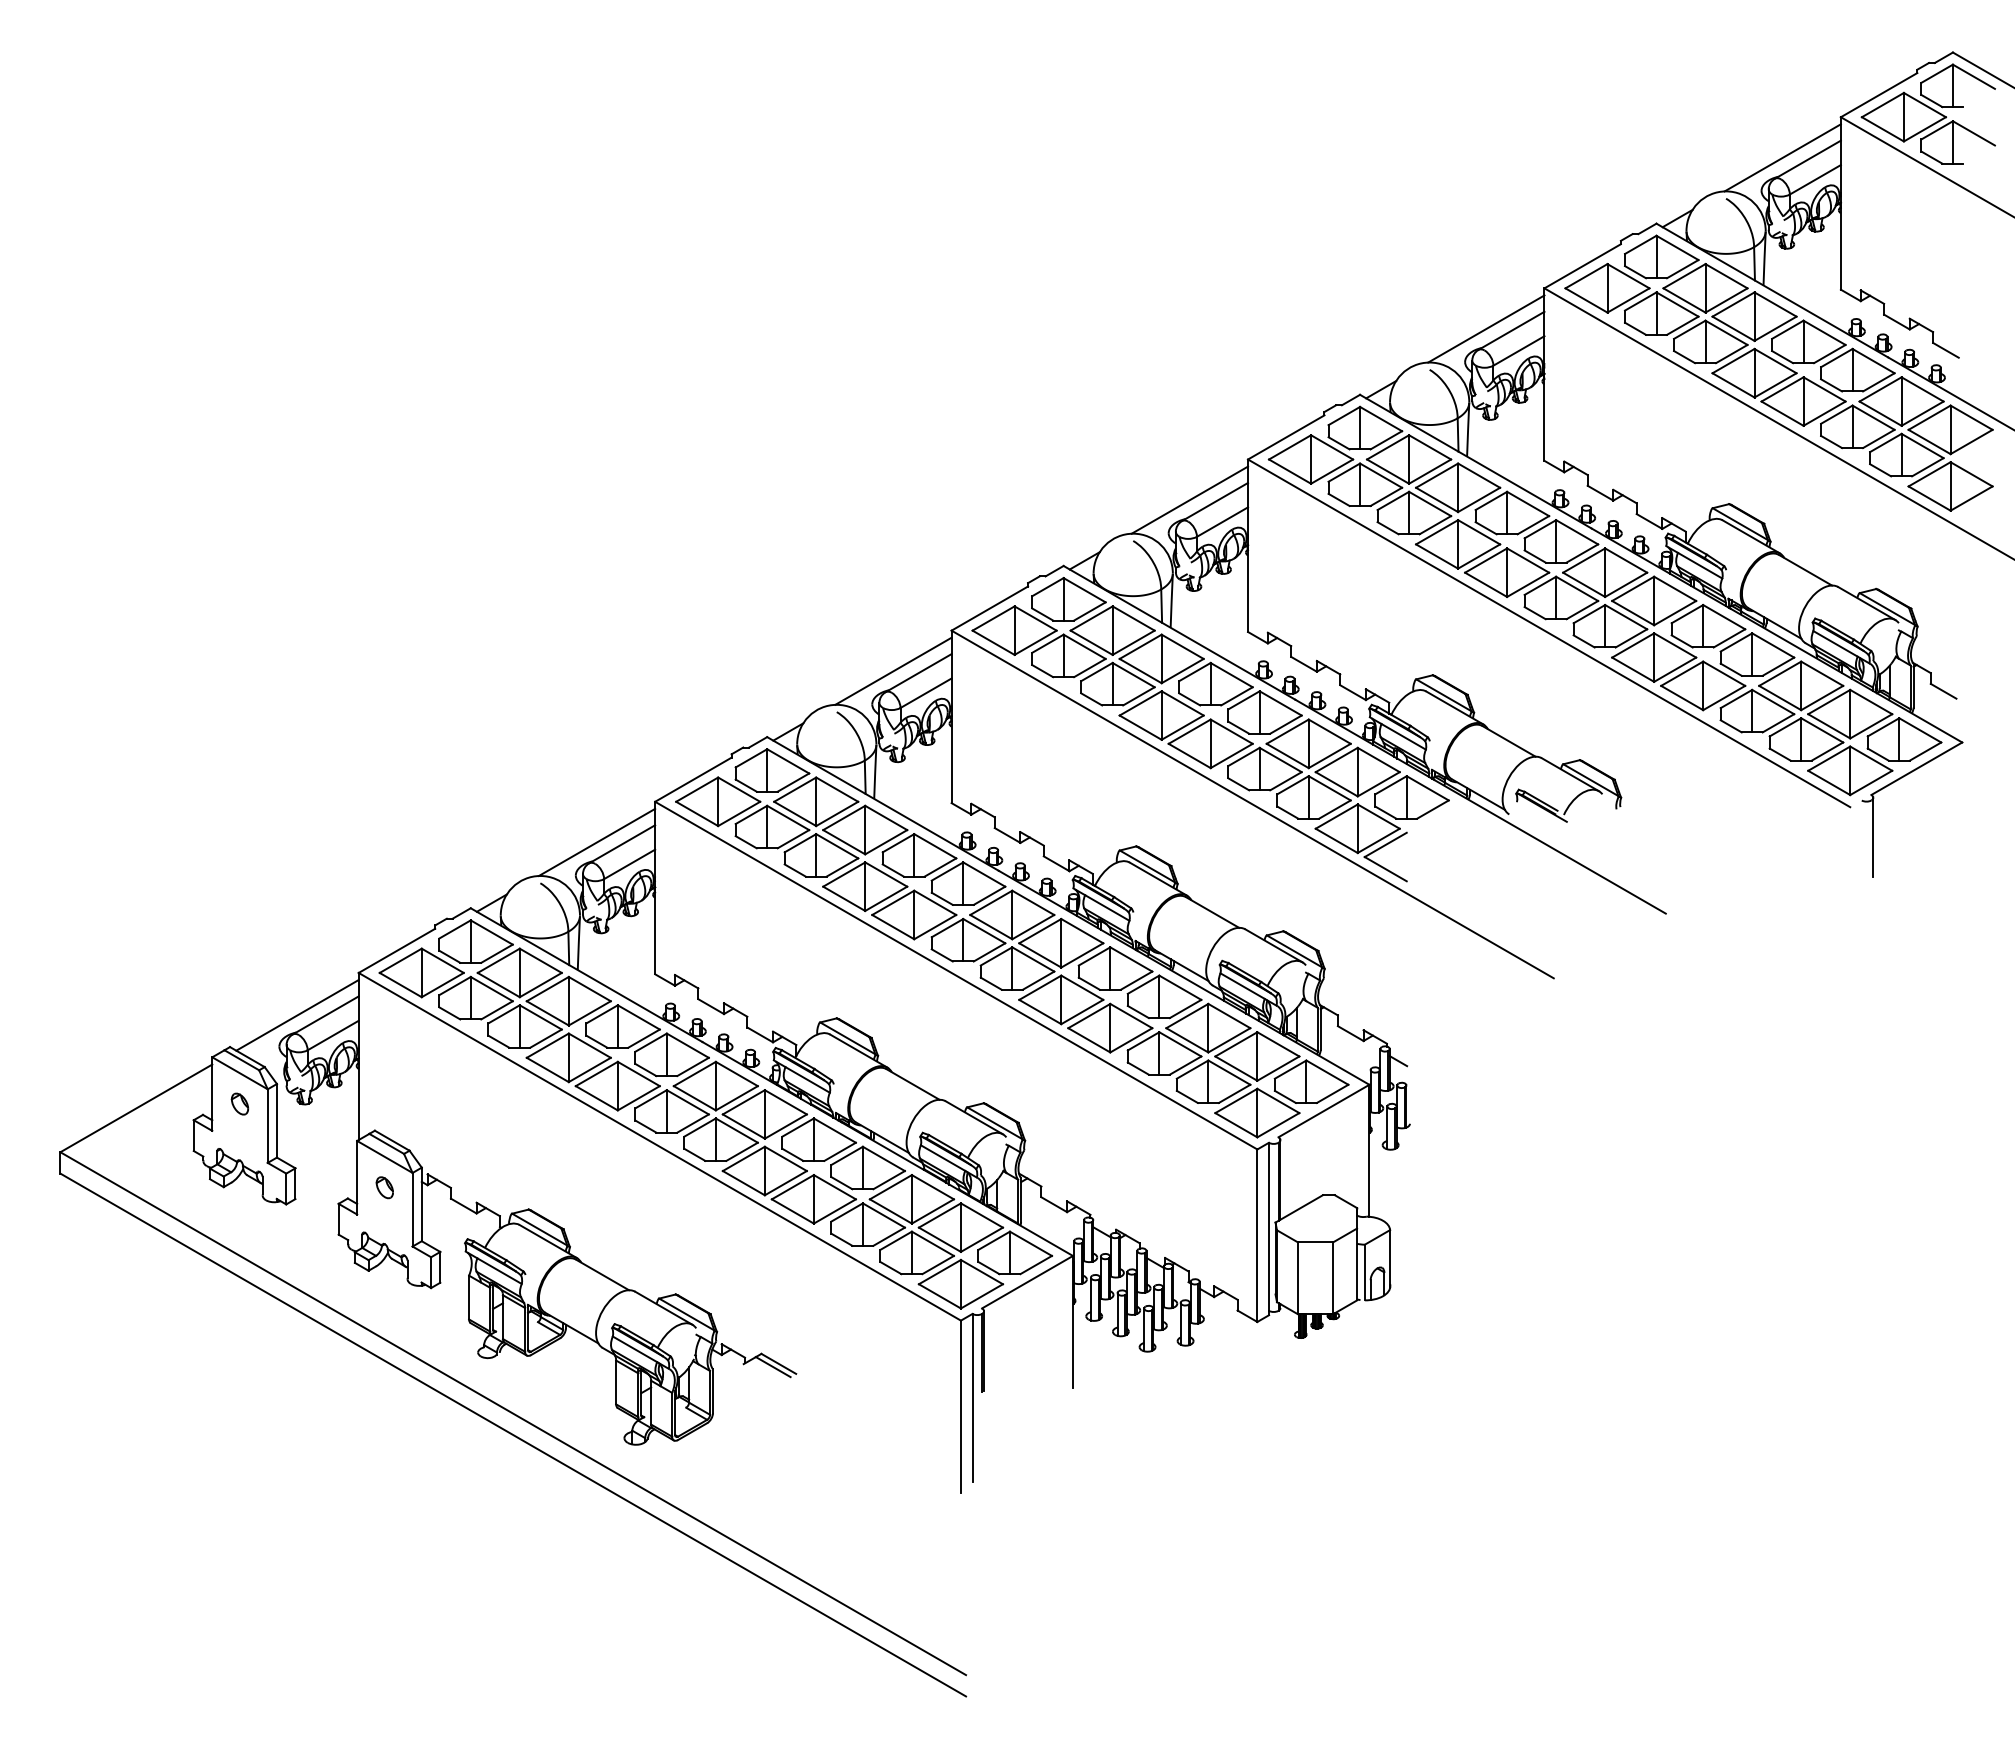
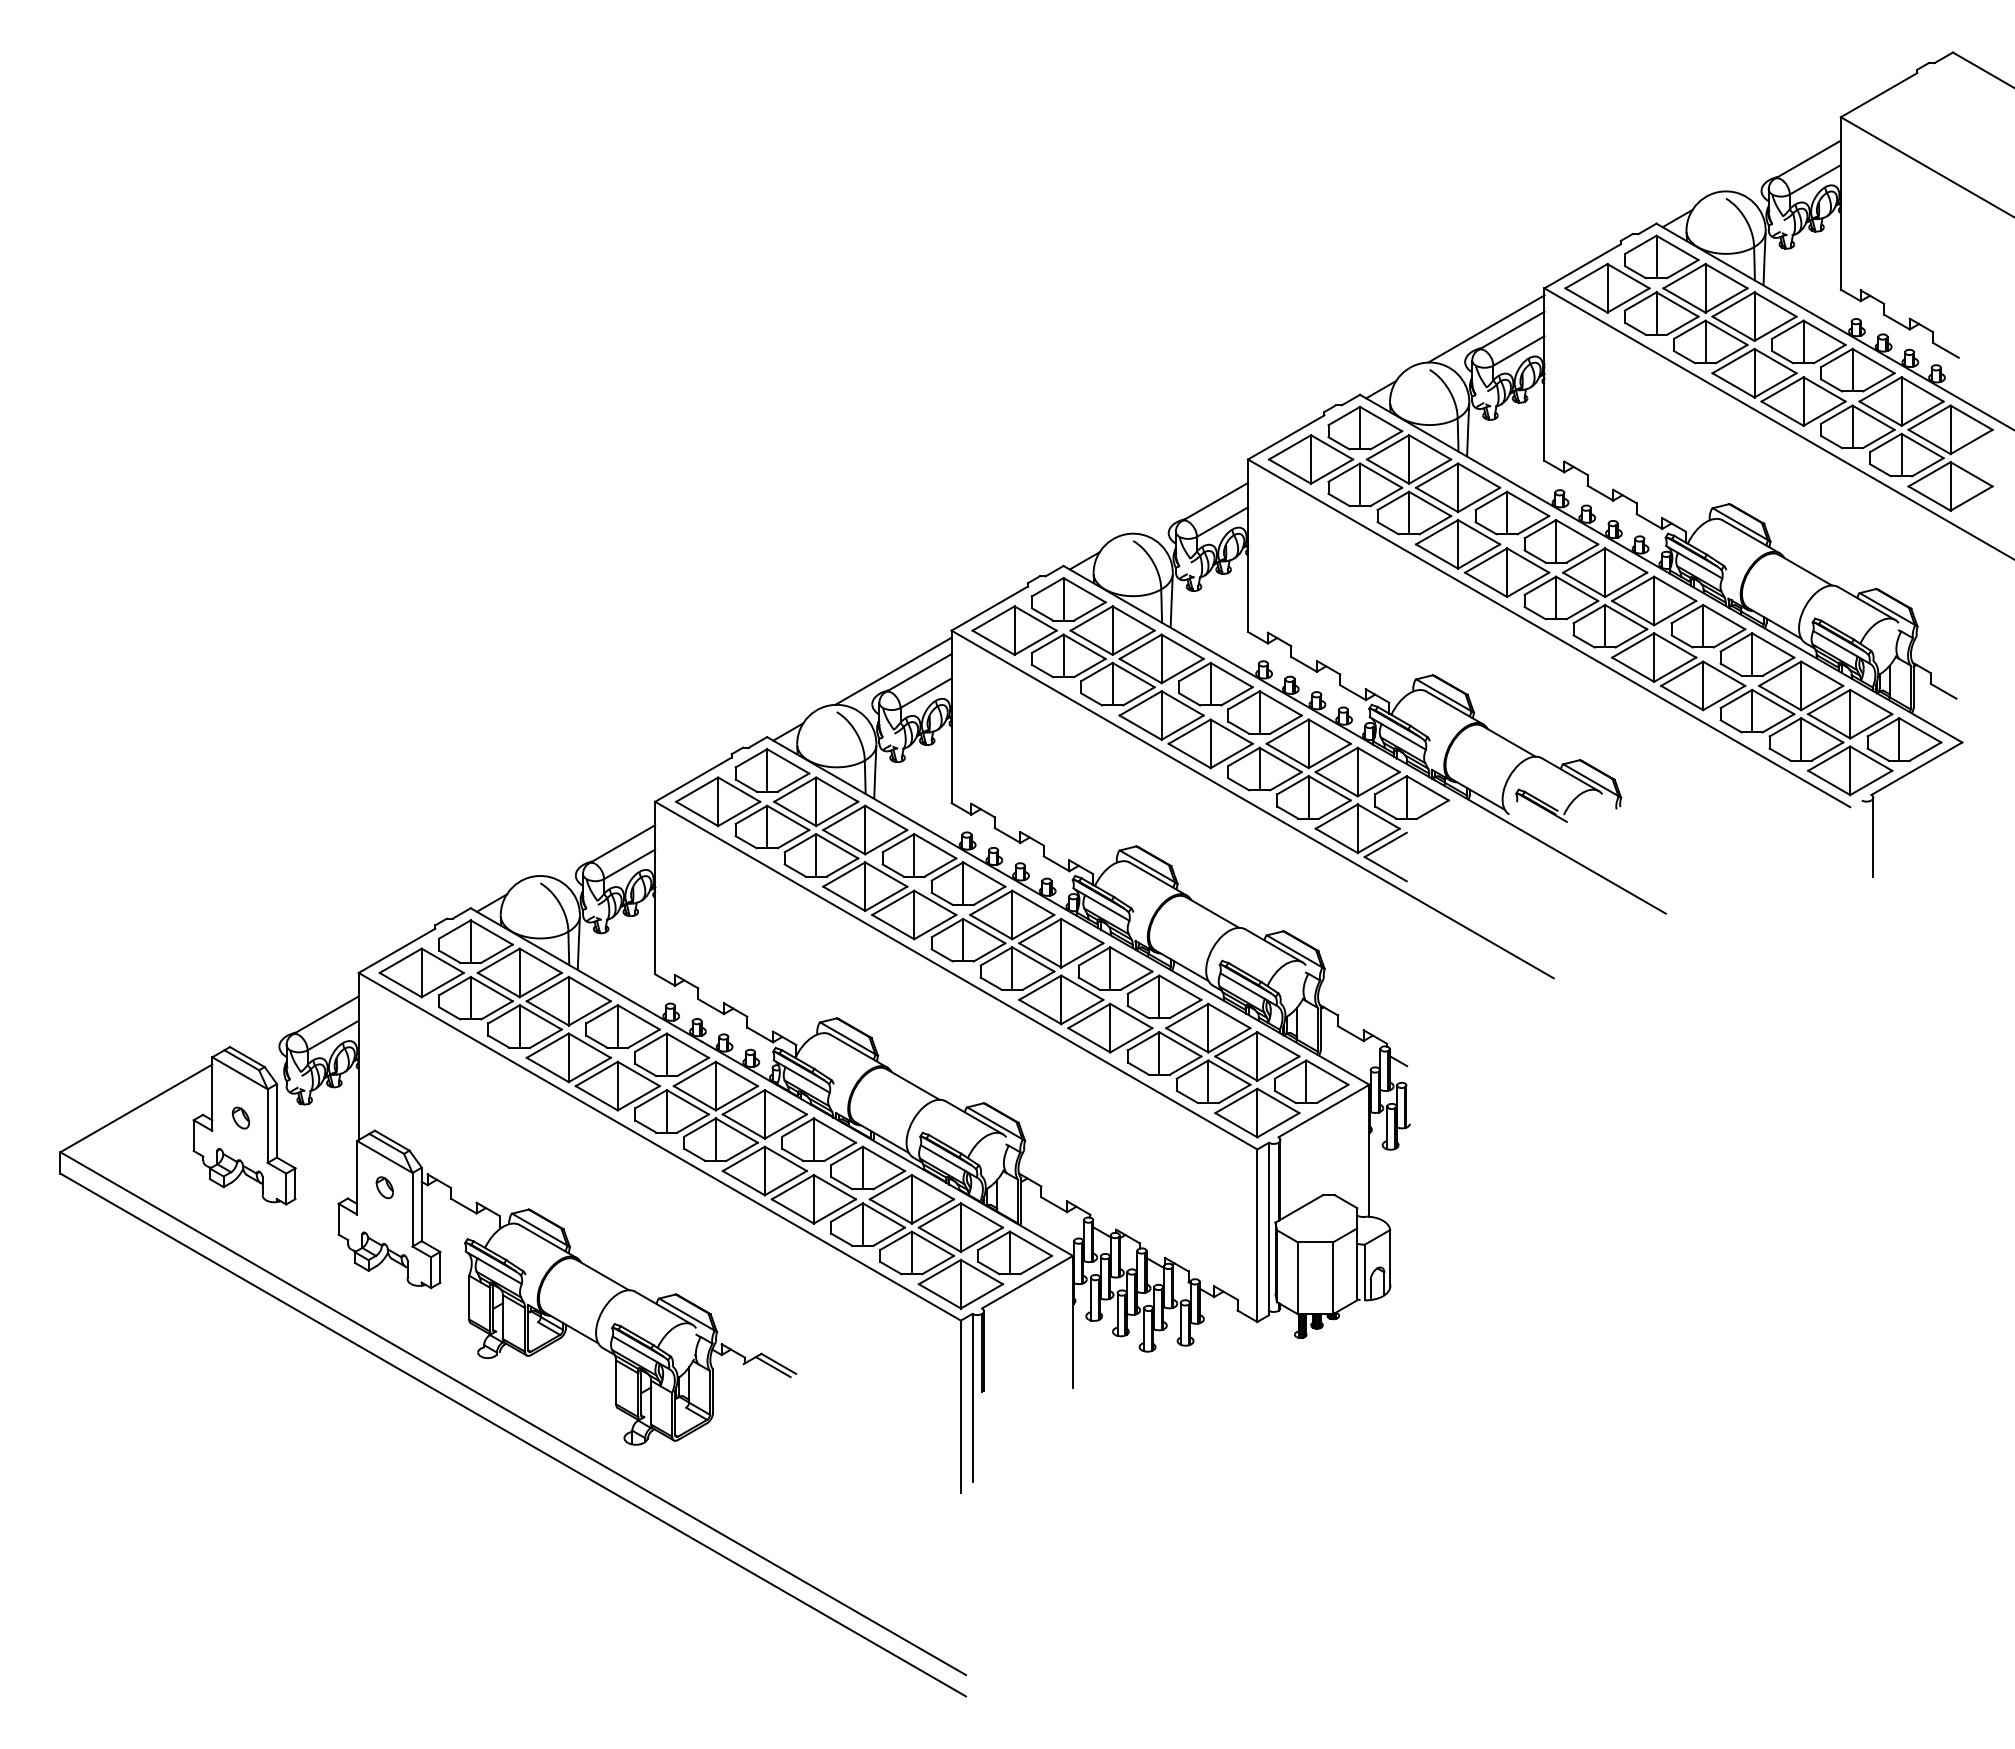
part: present -> none (1927, 113)
line: present -> none (1782, 157)
line: present -> none (1189, 499)
line: present -> none (596, 842)
line: present -> none (297, 1015)
part position: (239, 1103) -> (240, 1117) (240, 1117)
